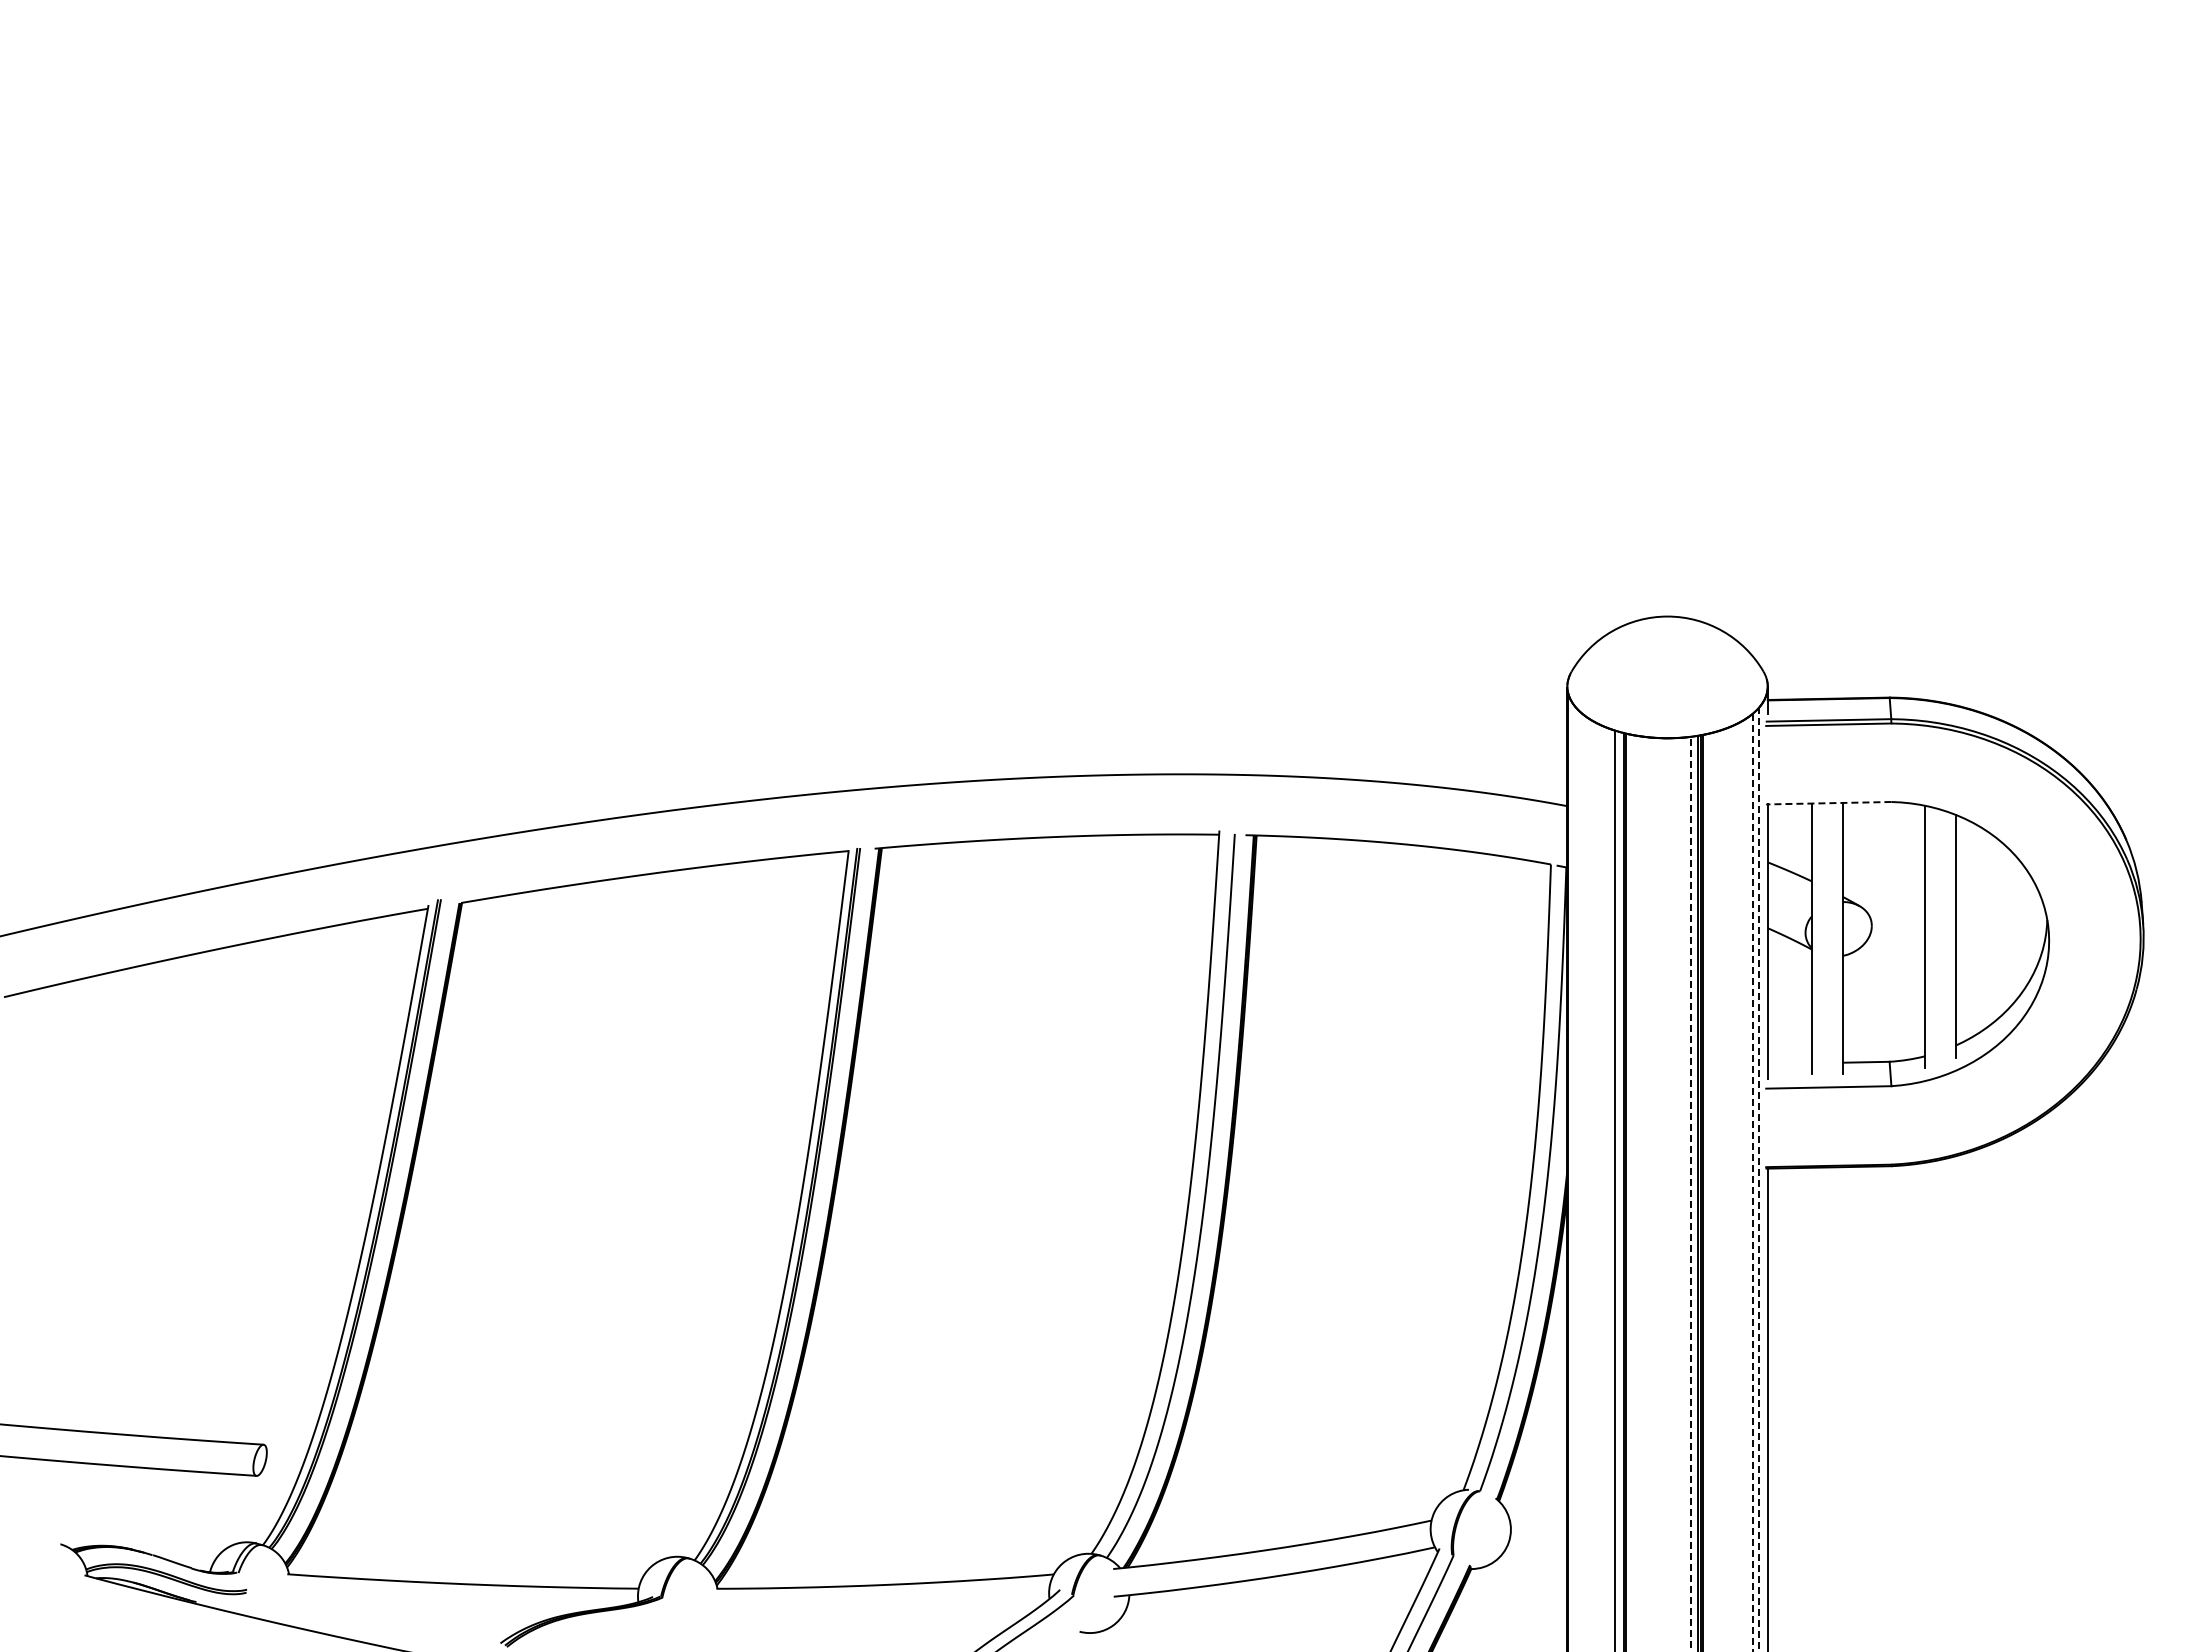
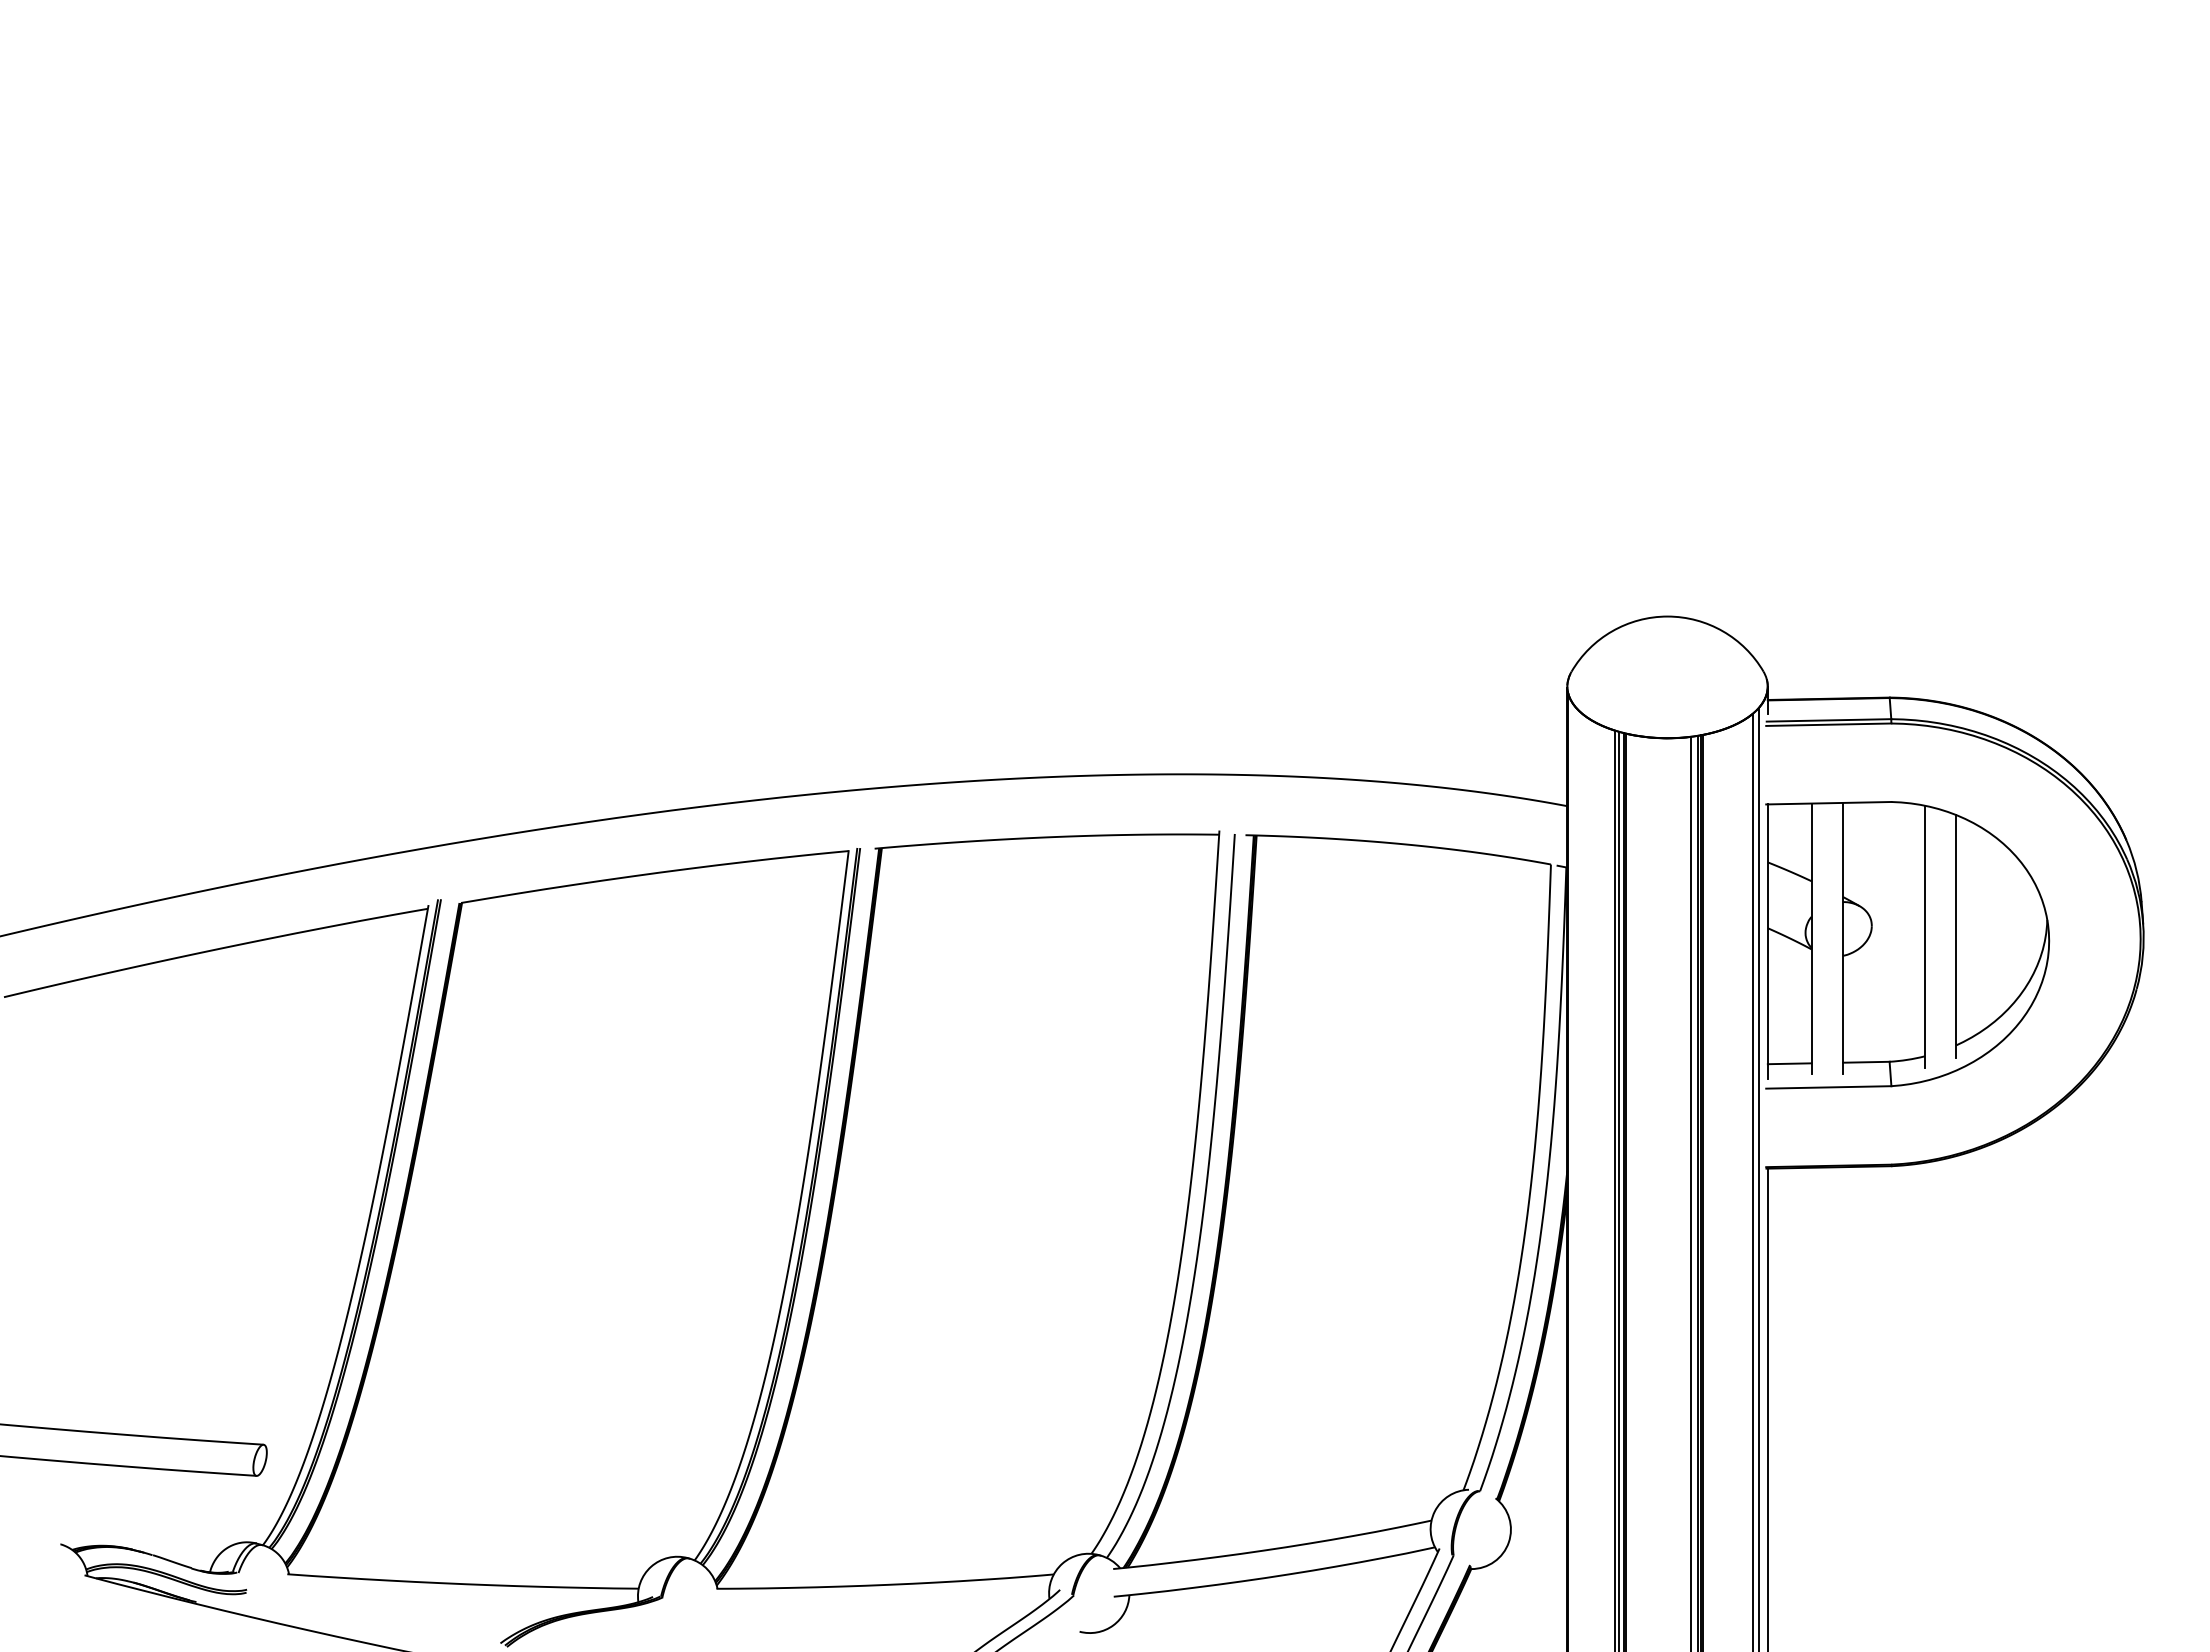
line: dashed -> solid (1828, 803)
line: none -> present (1789, 1063)
line: dashed -> solid (1759, 1179)
line: dashed -> solid (1753, 1182)
line: none -> present (1618, 1189)
line: dashed -> solid (1691, 1193)
